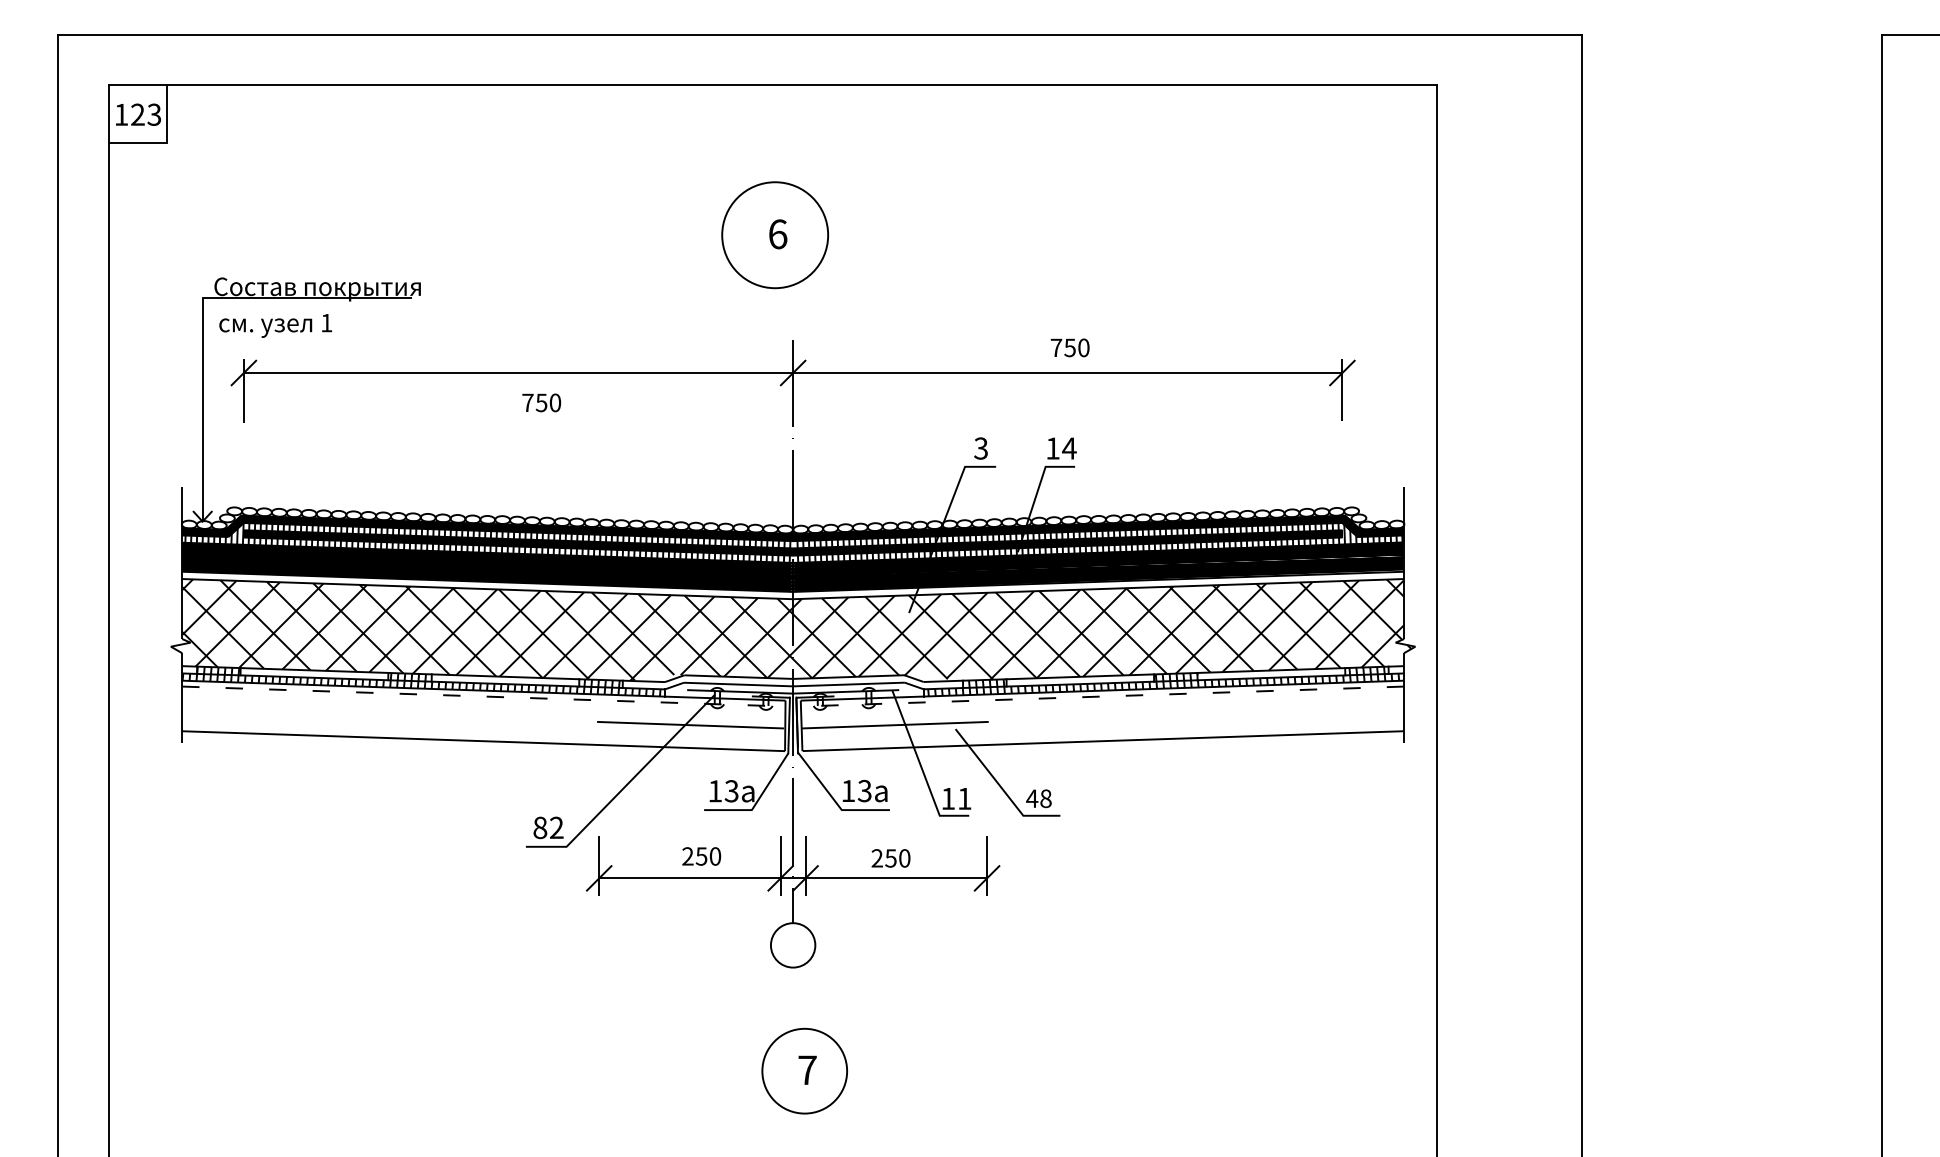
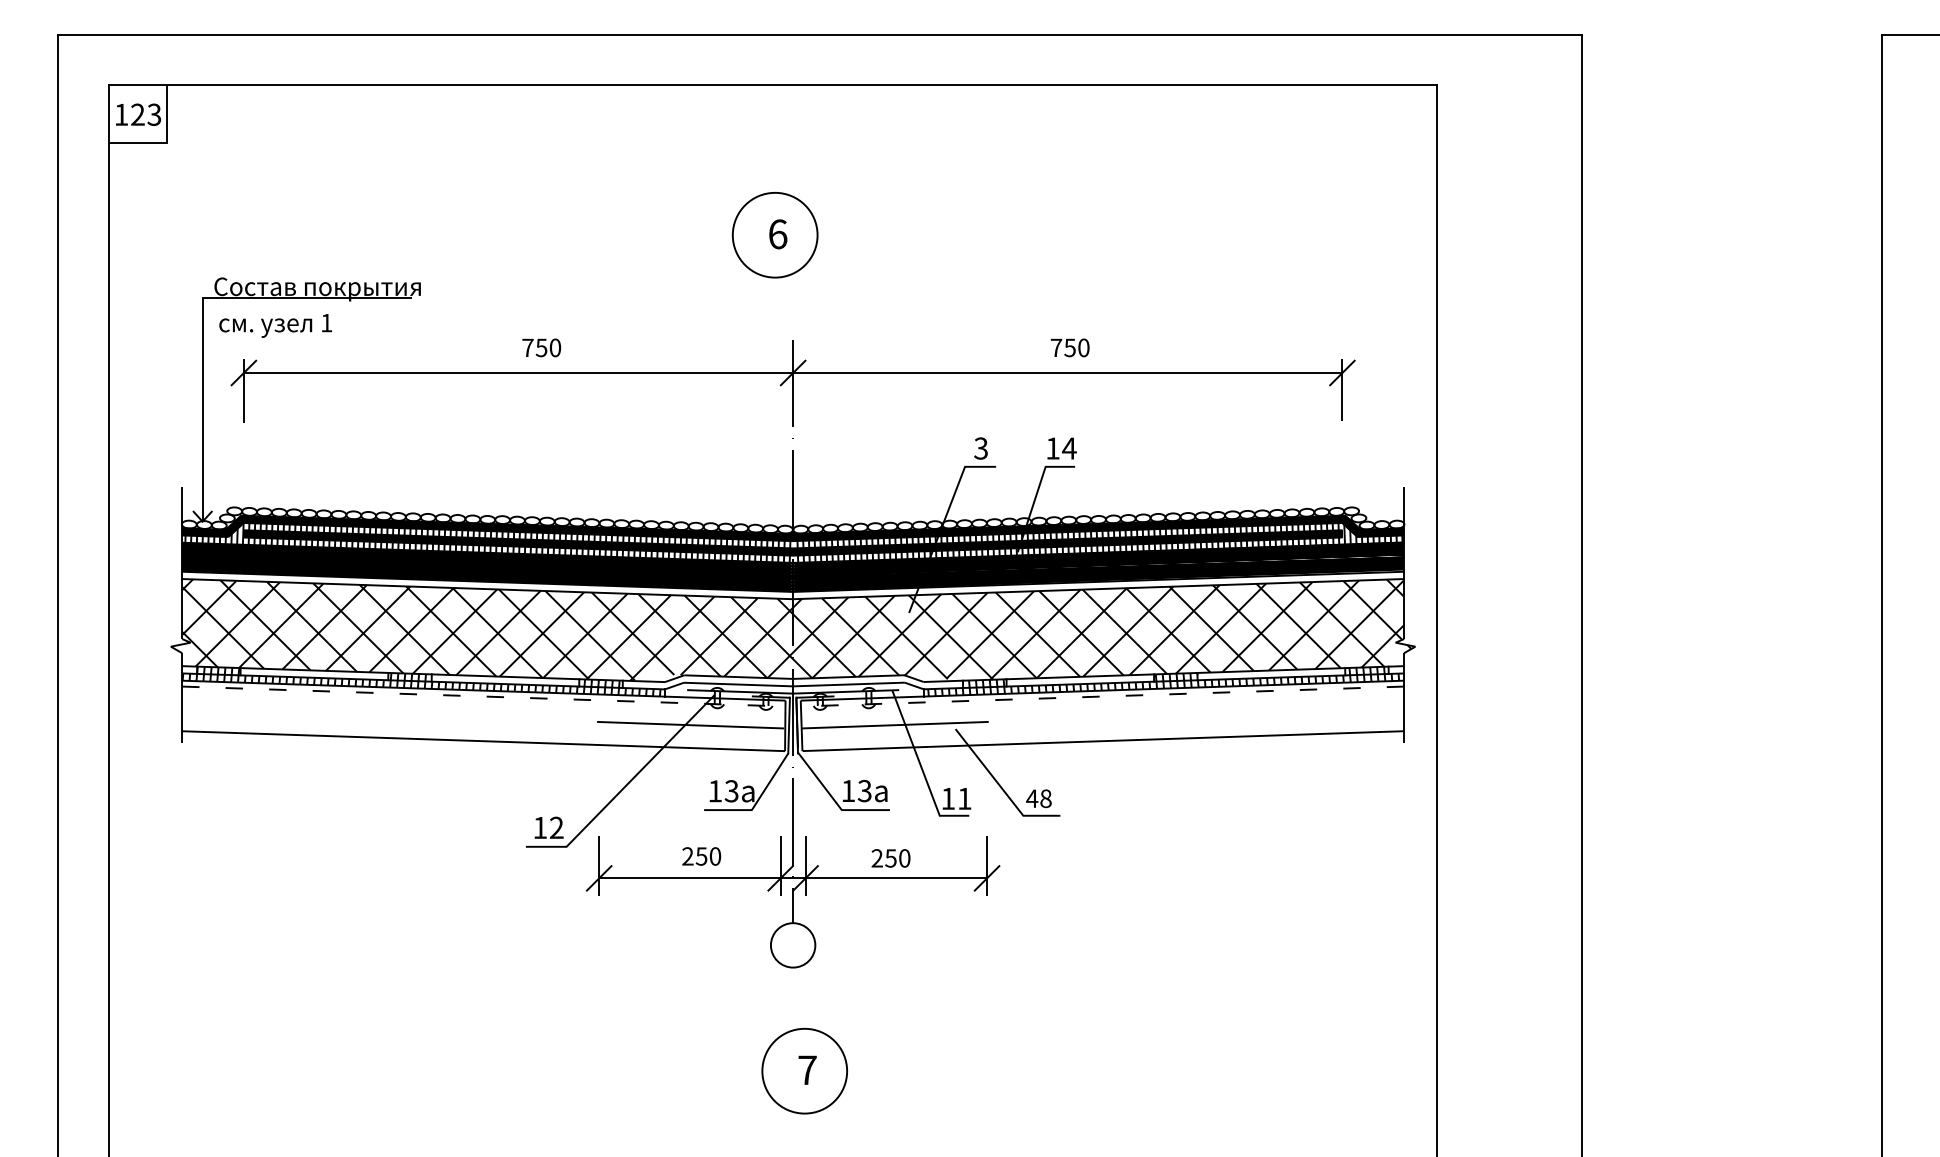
circle diameter: 106 px -> 85 px (774, 234)
text position: (541, 402) -> (541, 347) (541, 347)
text: 82 -> 12 (540, 827)
